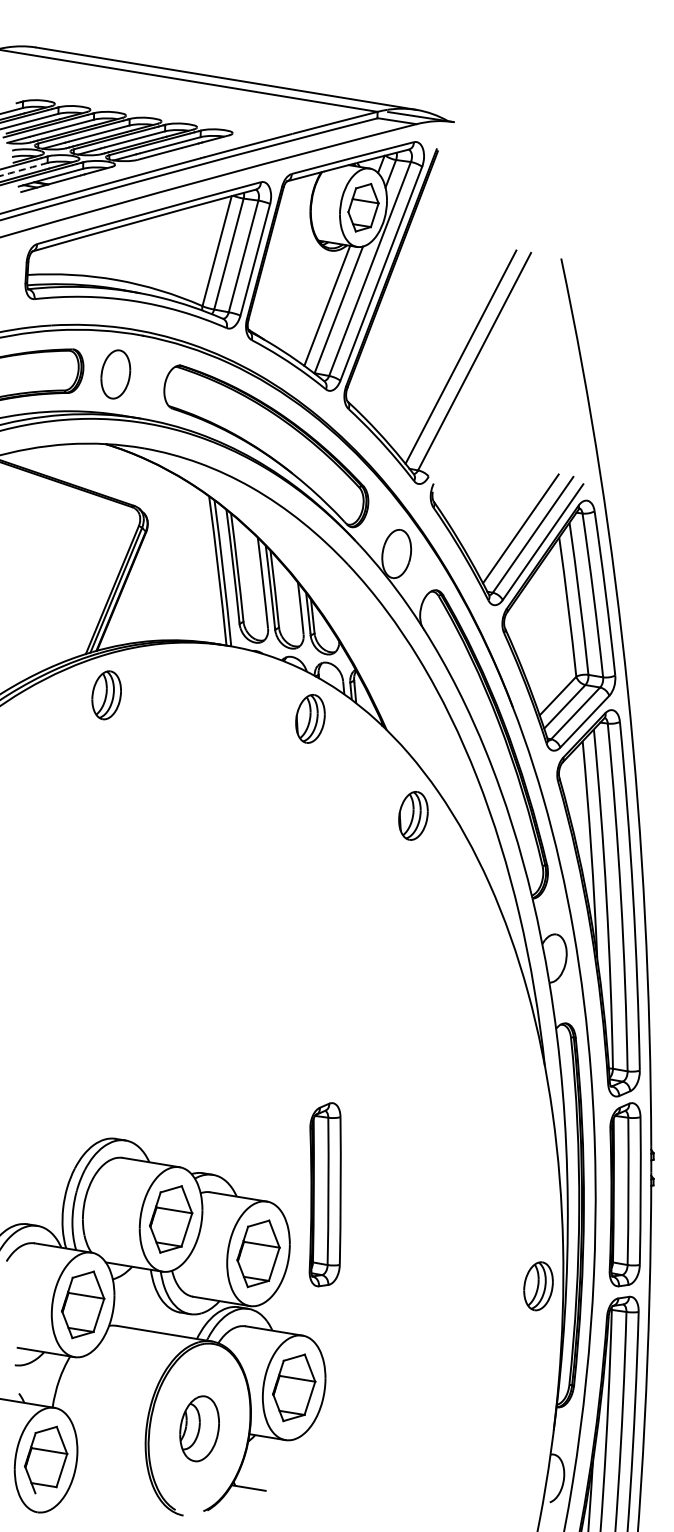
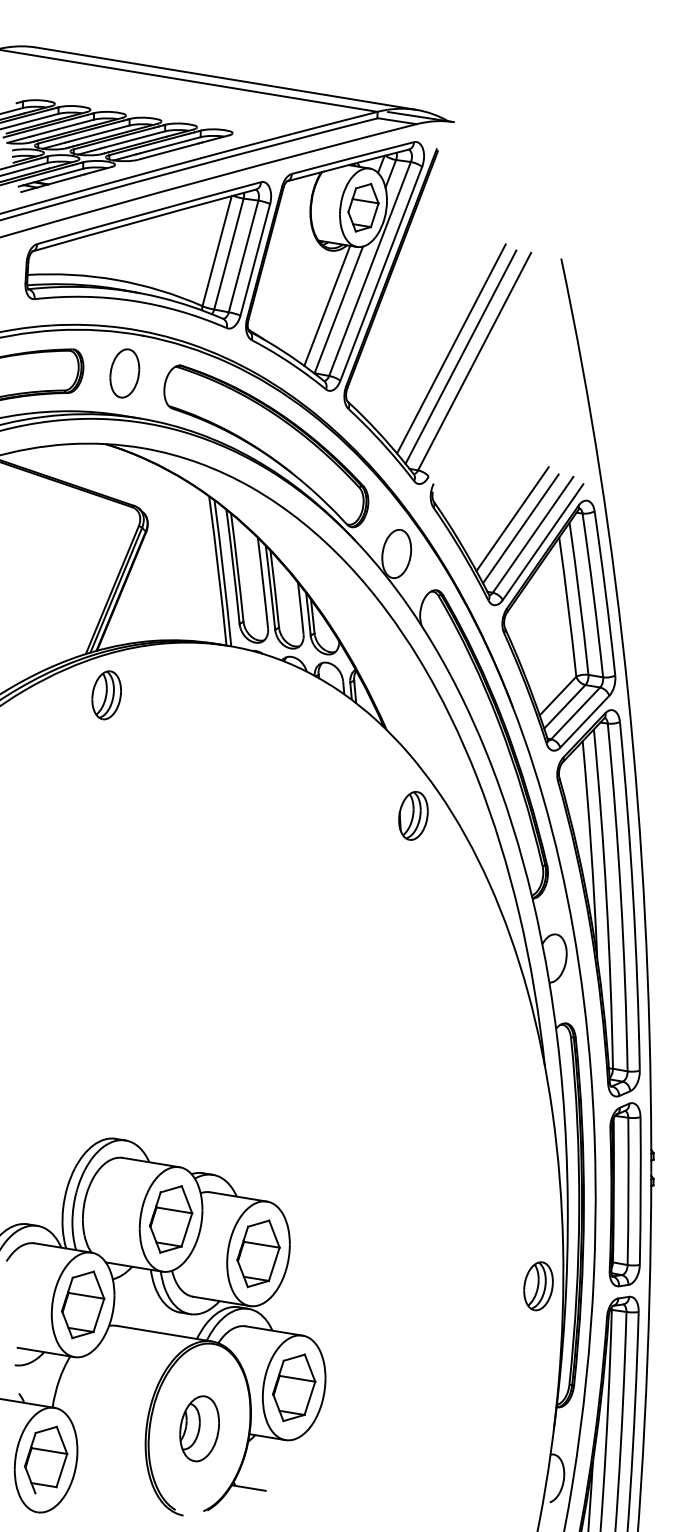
arc: dashed -> solid (22, 169)
line: none -> present (451, 348)
part position: (115, 374) -> (124, 373) (124, 373)
line: none -> present (512, 519)
part: present -> none (310, 718)
part: present -> none (324, 1194)
